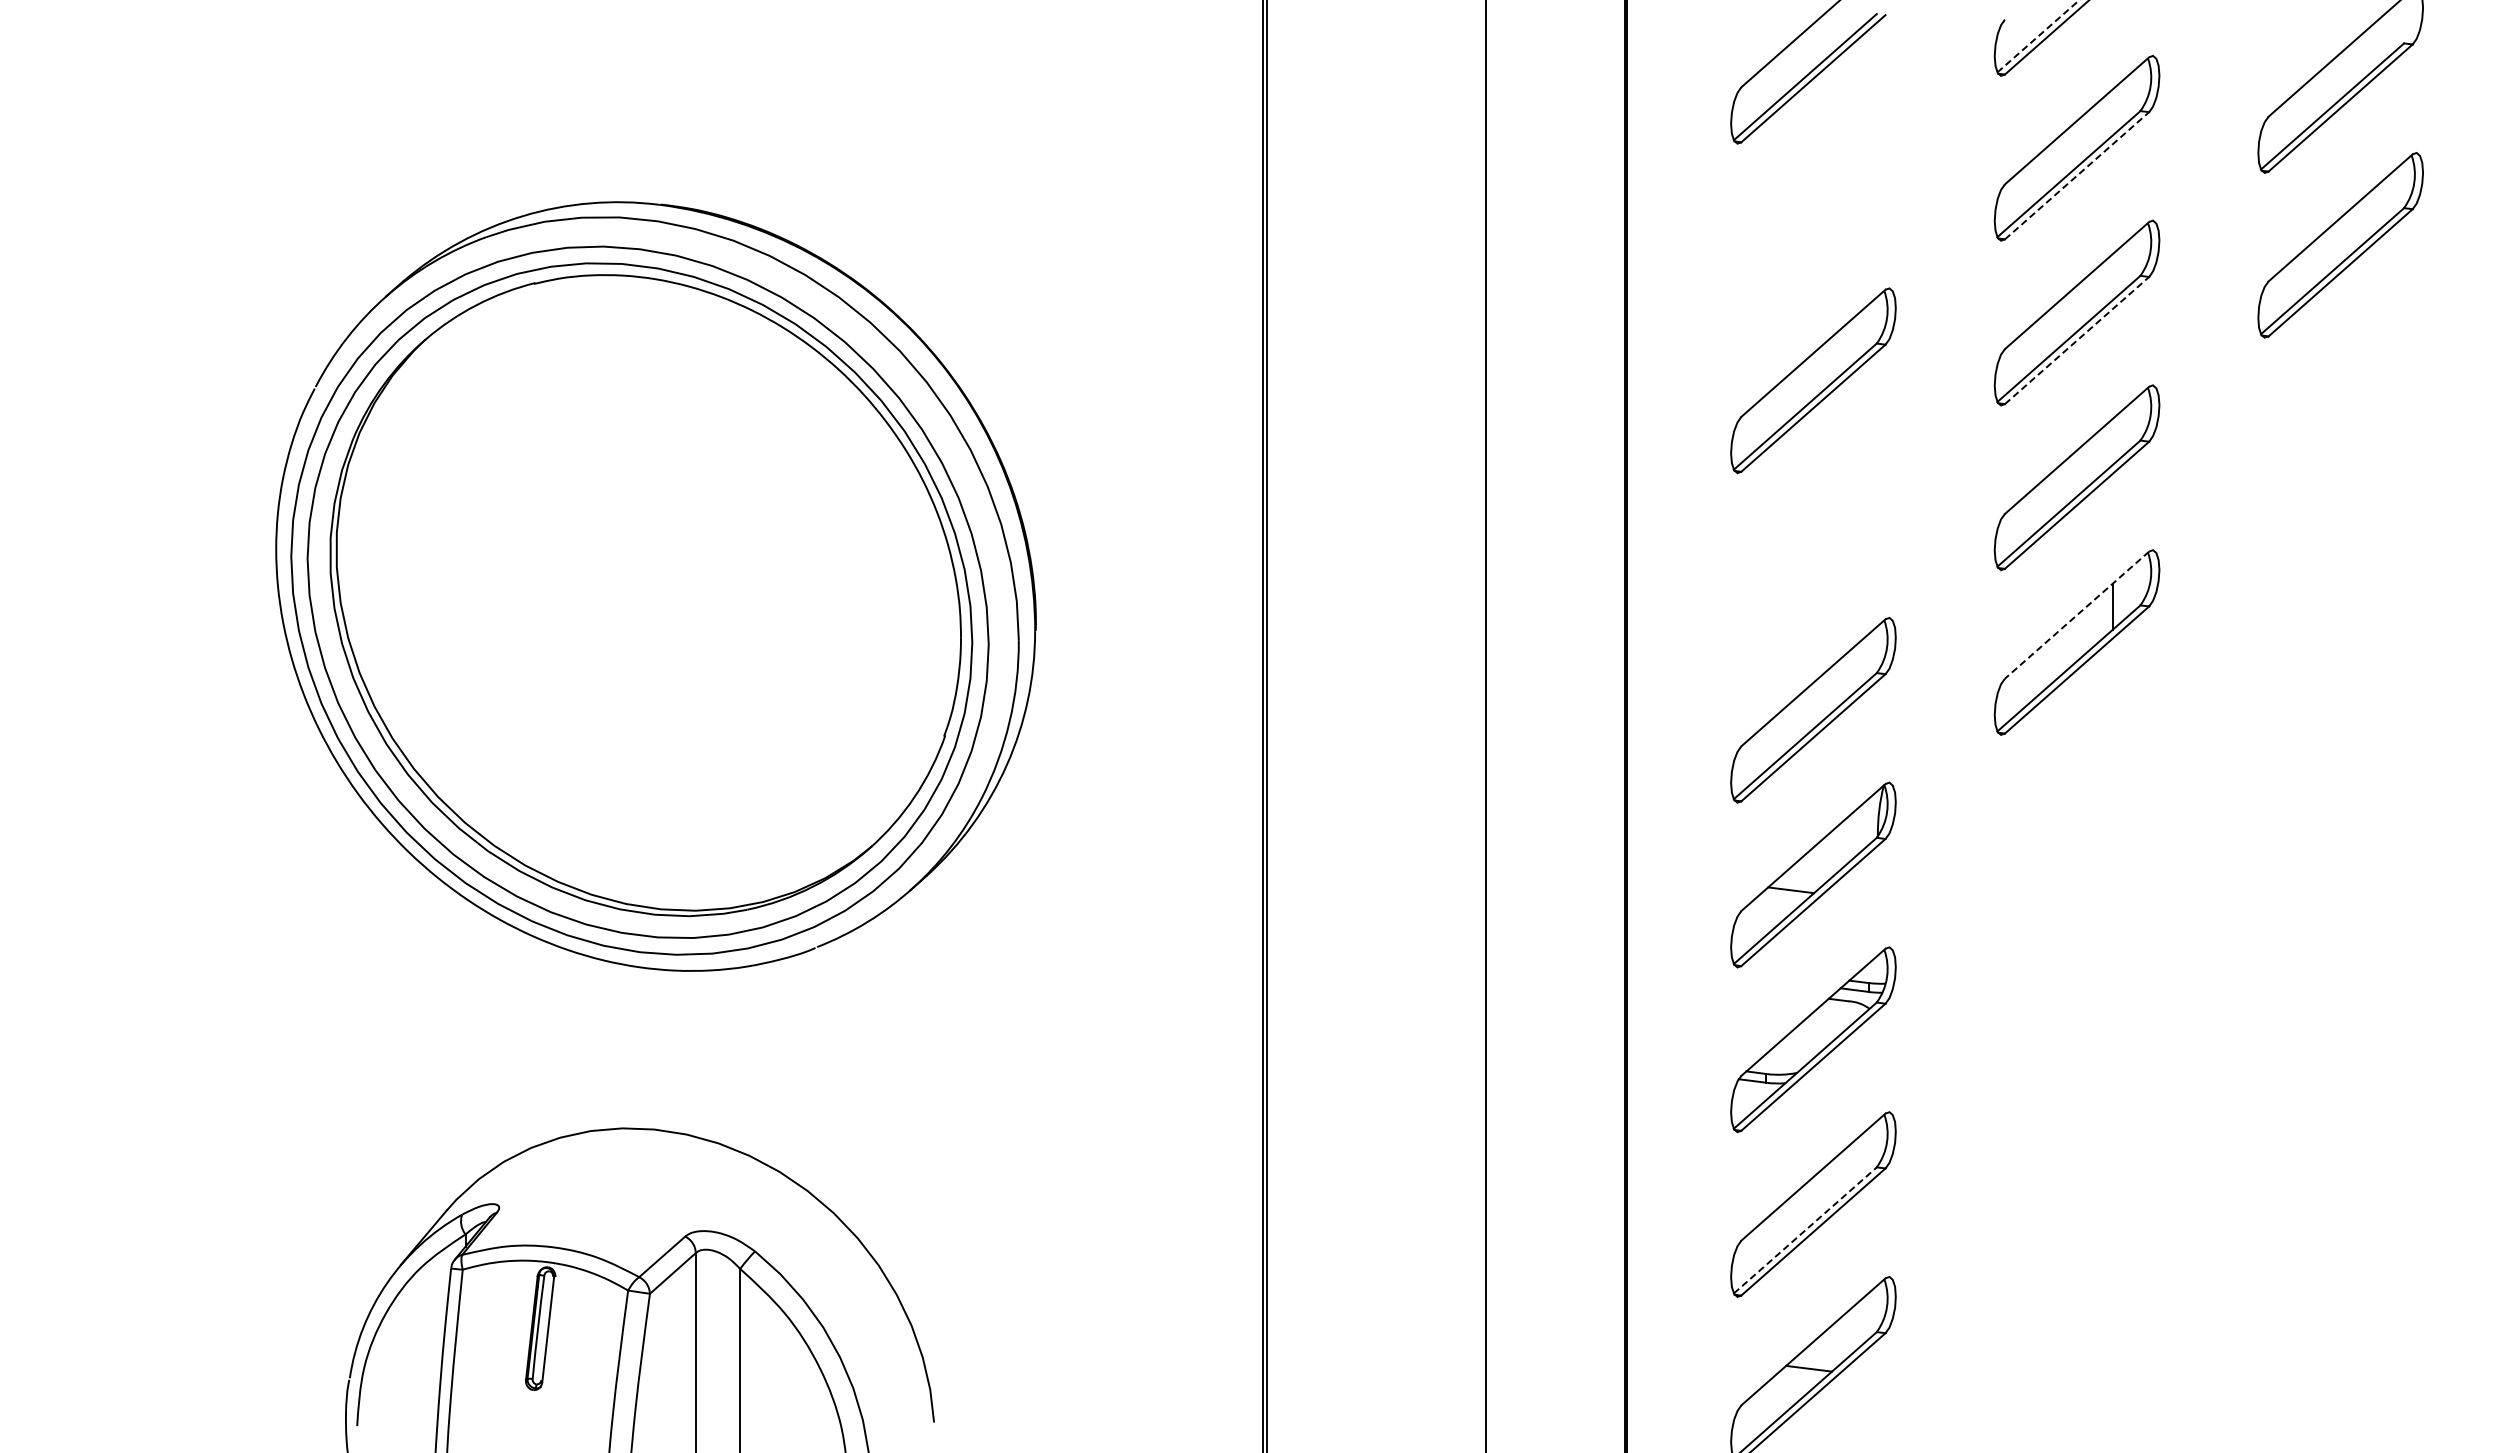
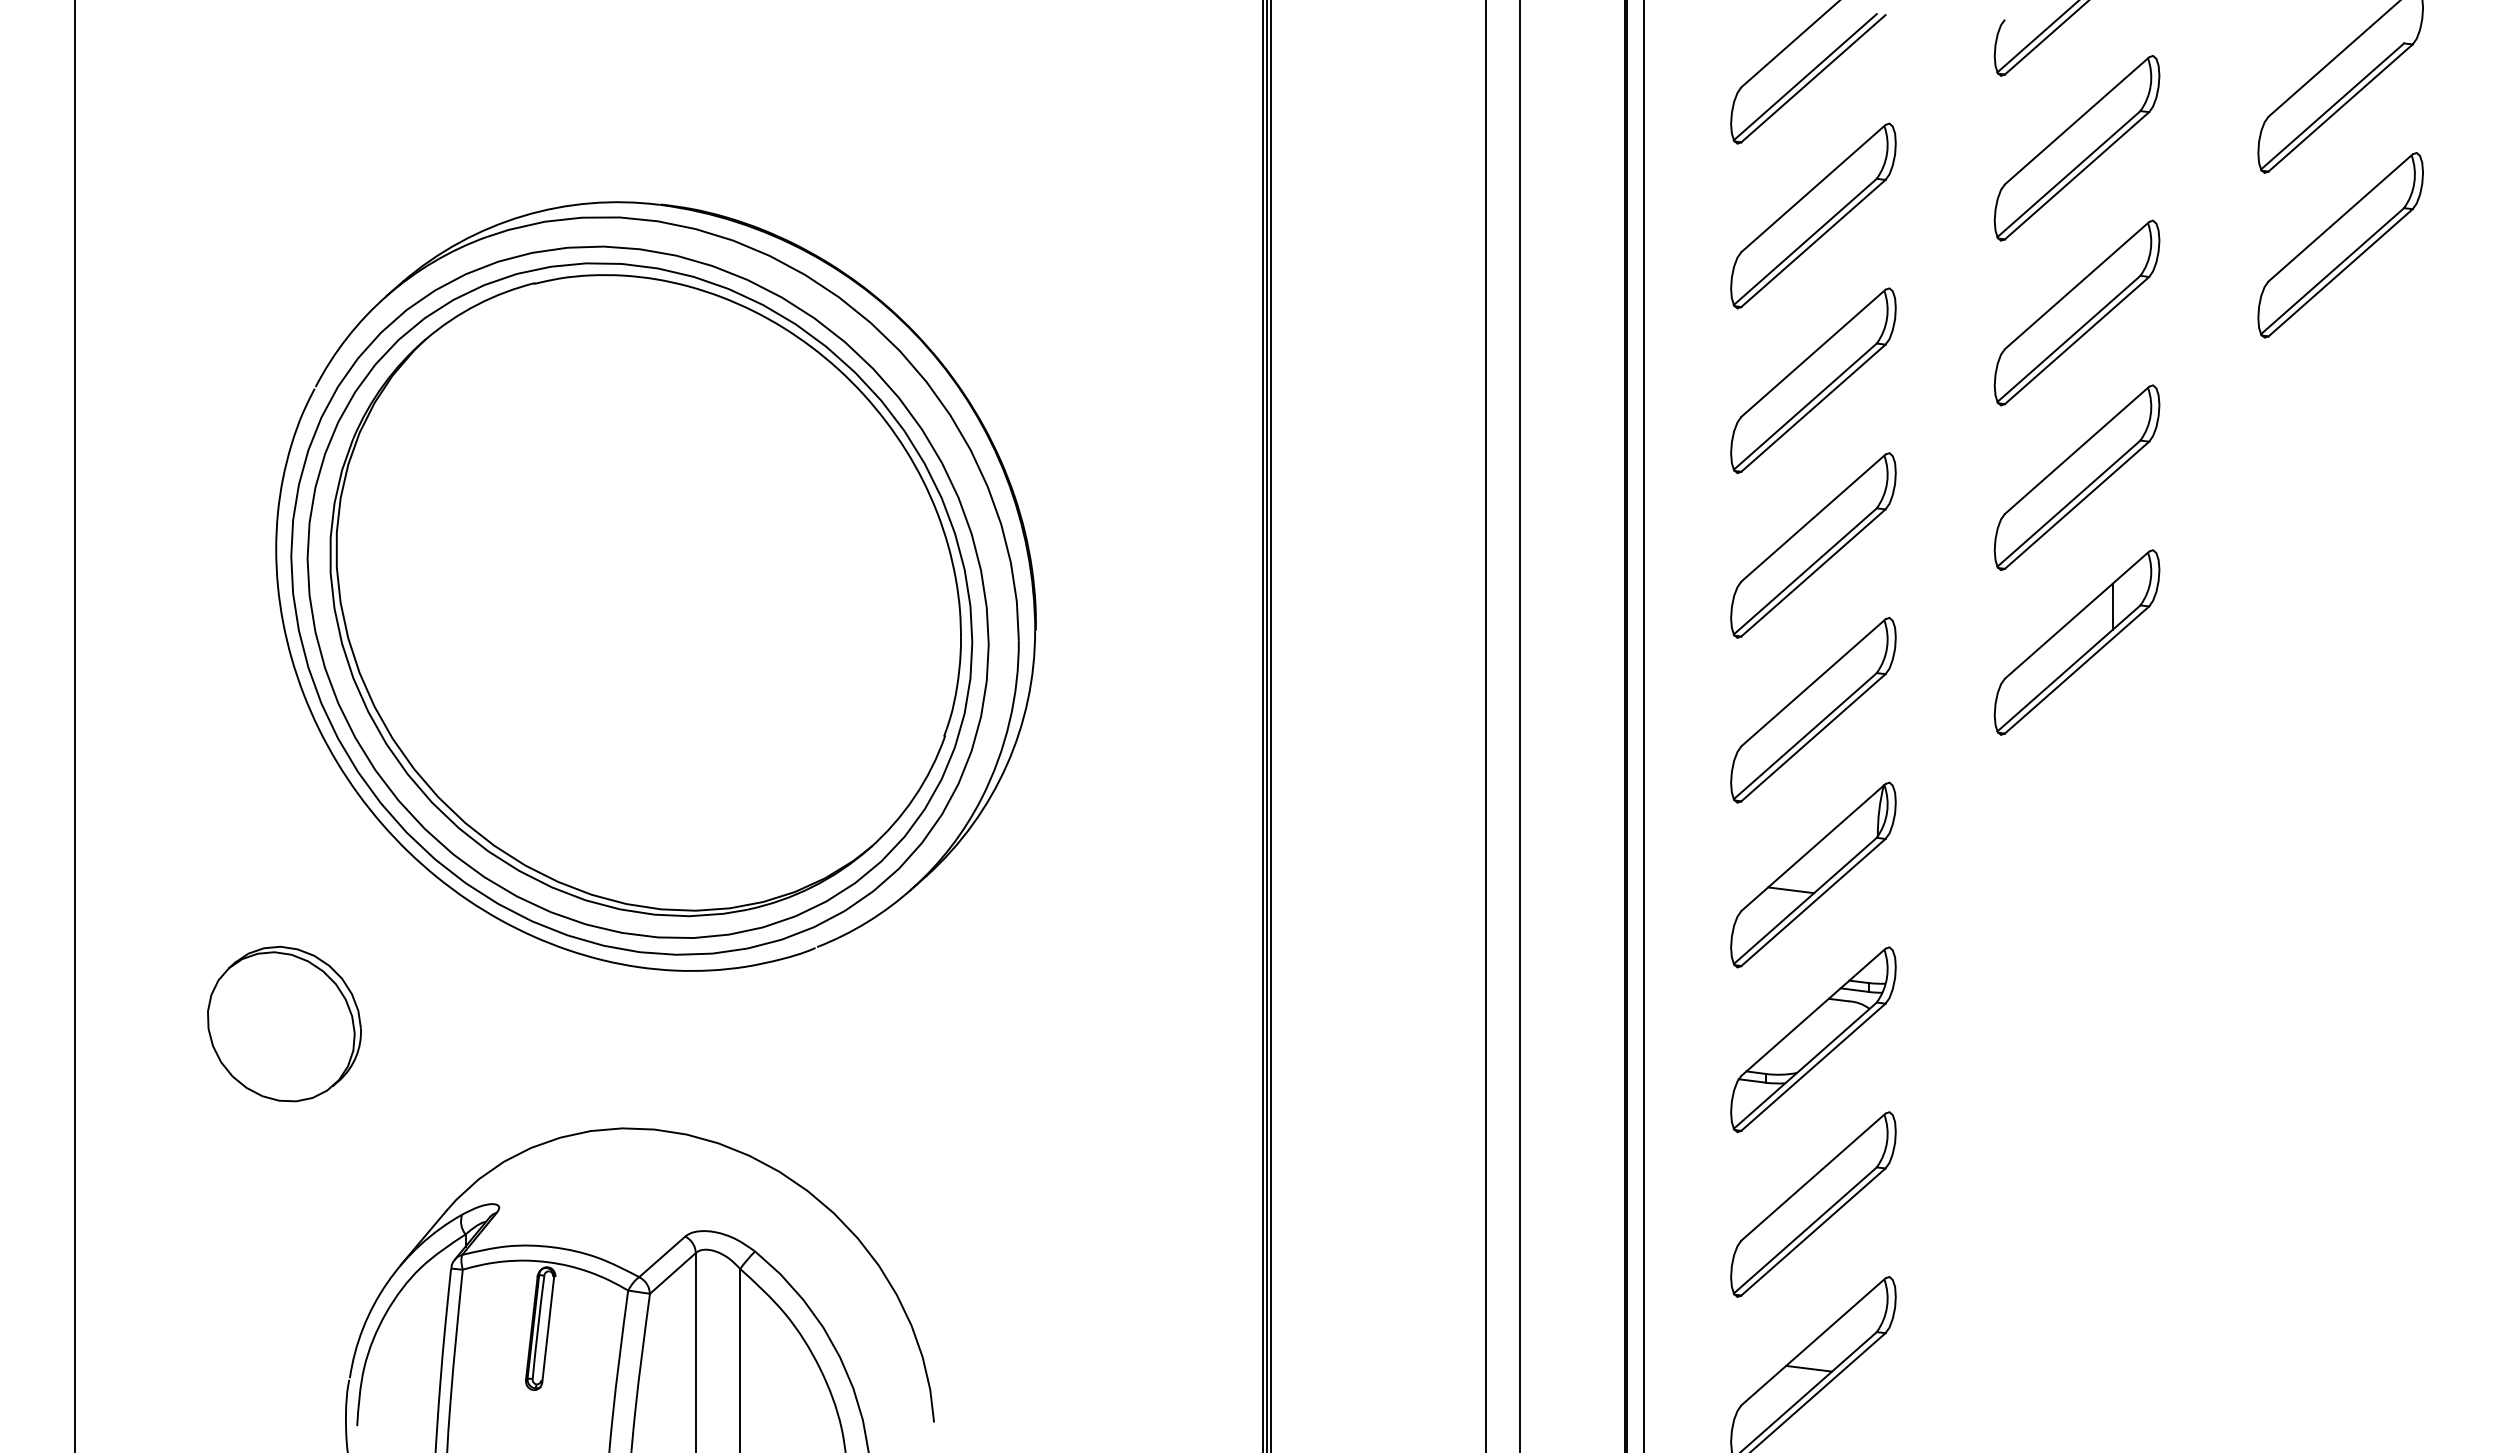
line: dashed -> solid (2038, 36)
line: dashed -> solid (2077, 175)
part: none -> present (1813, 215)
line: dashed -> solid (2077, 340)
part: none -> present (1813, 545)
line: dashed -> solid (2076, 615)
line: none -> present (74, 725)
line: none -> present (1271, 725)
line: none -> present (1520, 725)
line: none -> present (1643, 725)
part: none -> present (284, 1023)
line: dashed -> solid (1805, 1230)
